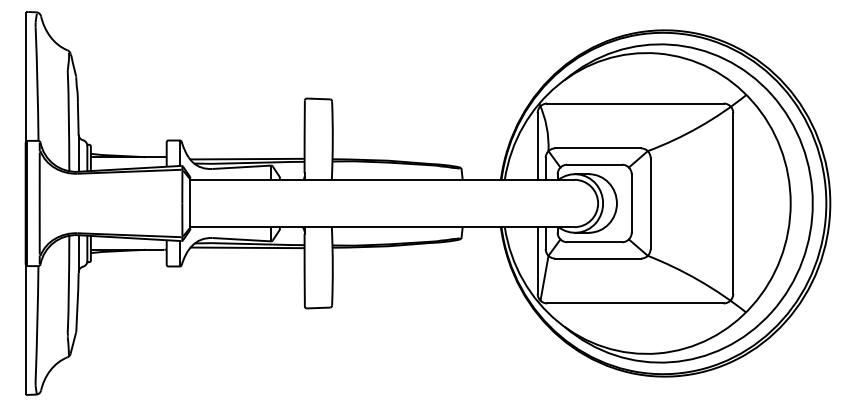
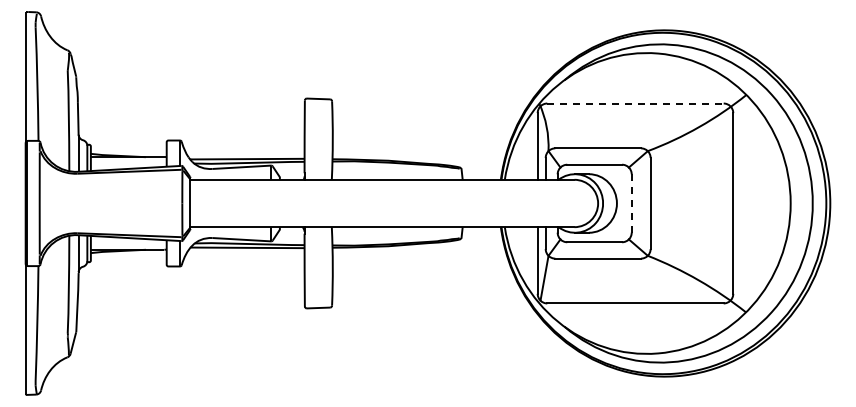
line: solid -> dashed (635, 103)
line: solid -> dashed (631, 203)
